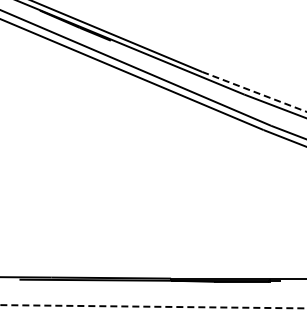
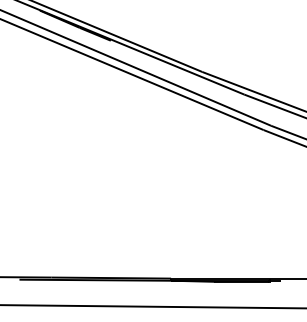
line: dashed -> solid (254, 91)
line: dashed -> solid (153, 306)
